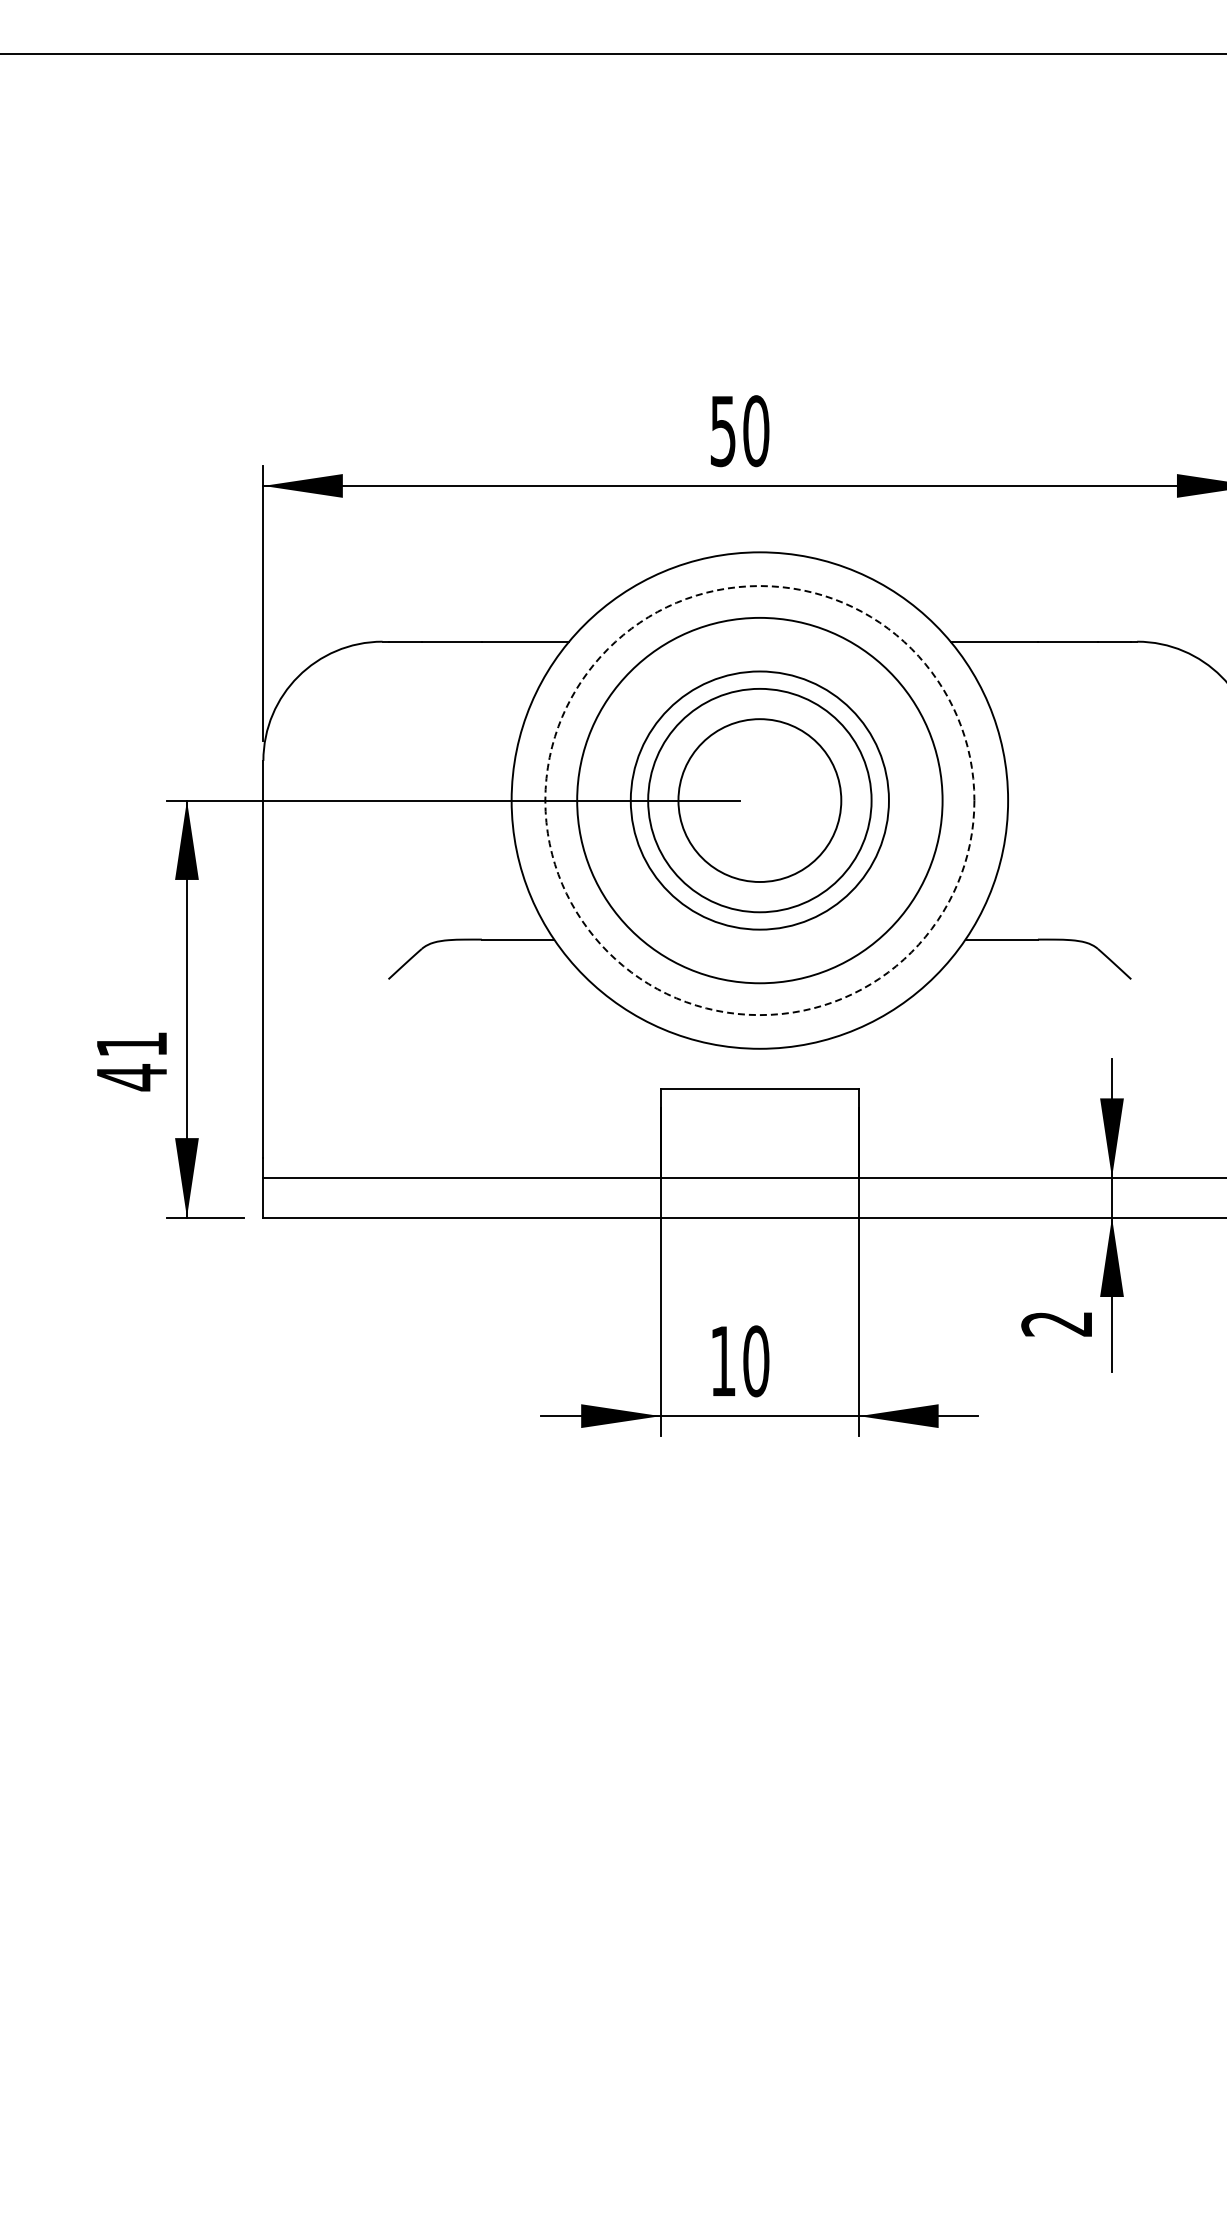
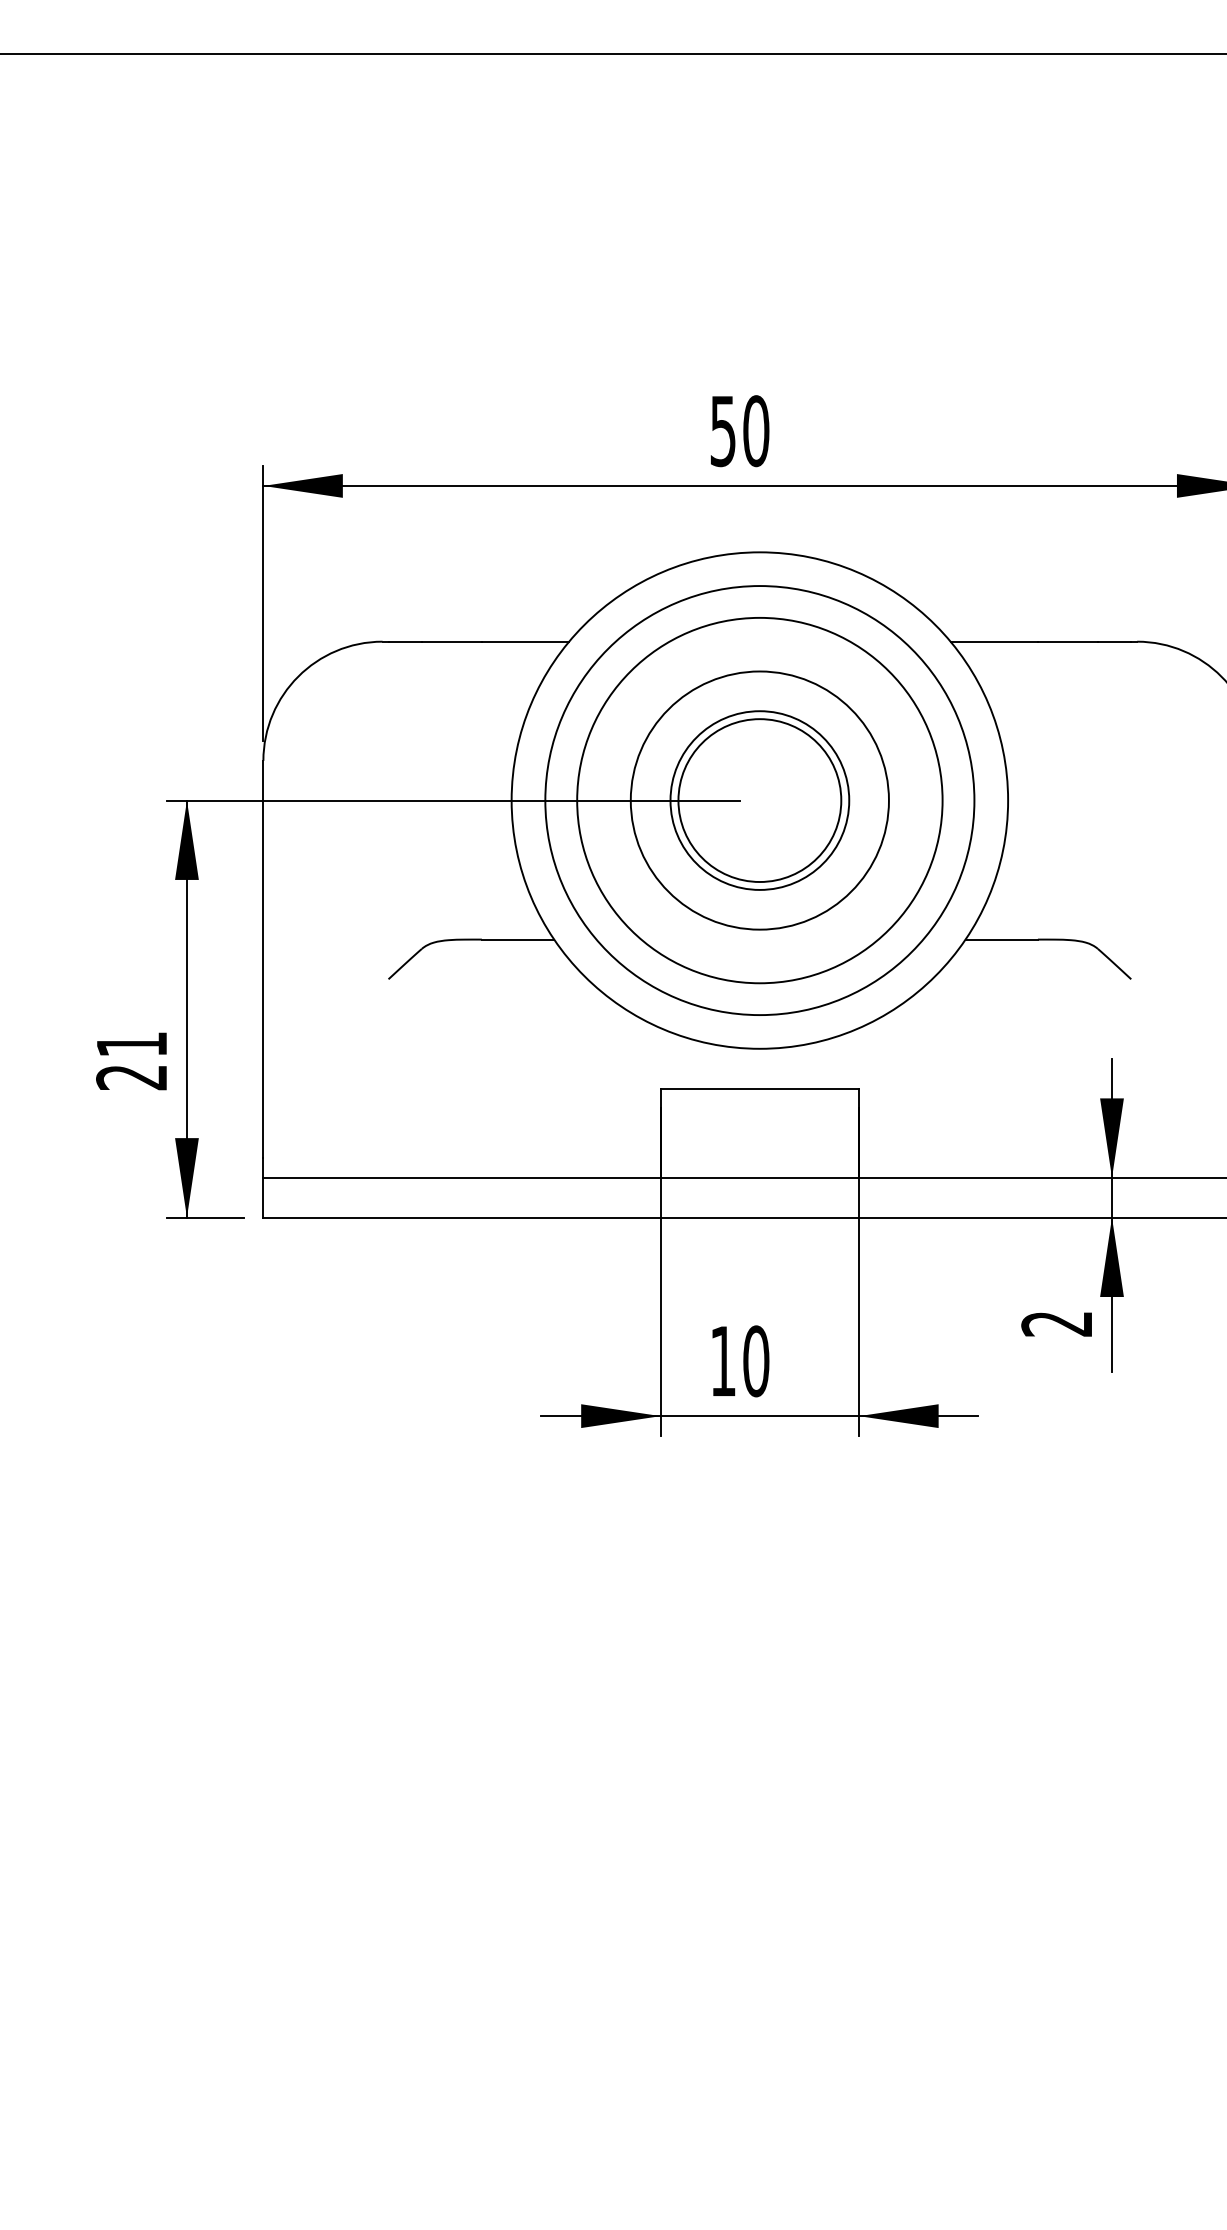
circle diameter: 223 px -> 179 px (759, 800)
circle: dashed -> solid (759, 800)
text: 41 -> 21 (131, 1077)
